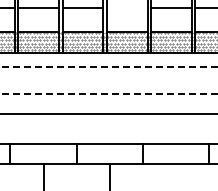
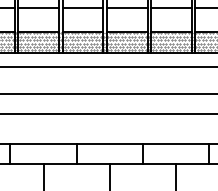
line: none -> present (126, 7)
line: dashed -> solid (108, 67)
line: dashed -> solid (108, 93)
line: none -> present (176, 175)
